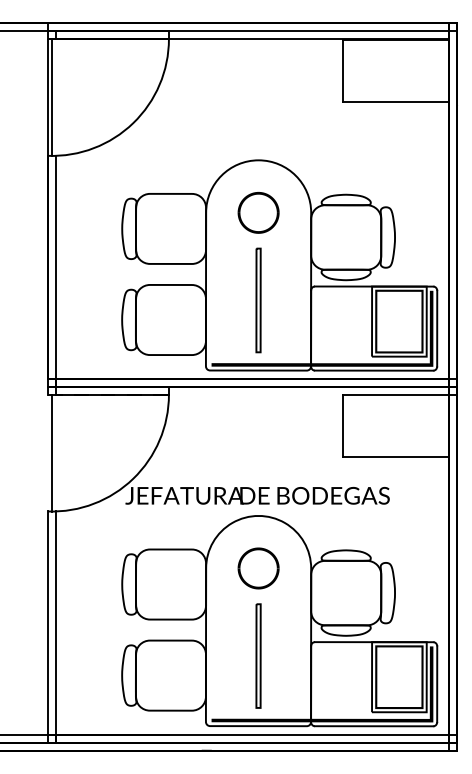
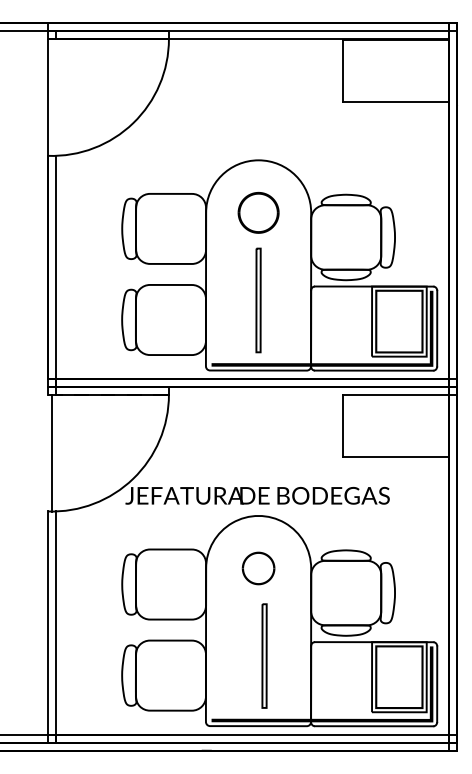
line: present -> none (52, 97)
part size: 43x43 px -> 35x35 px (258, 568)
part position: (258, 655) -> (264, 655) (264, 655)
